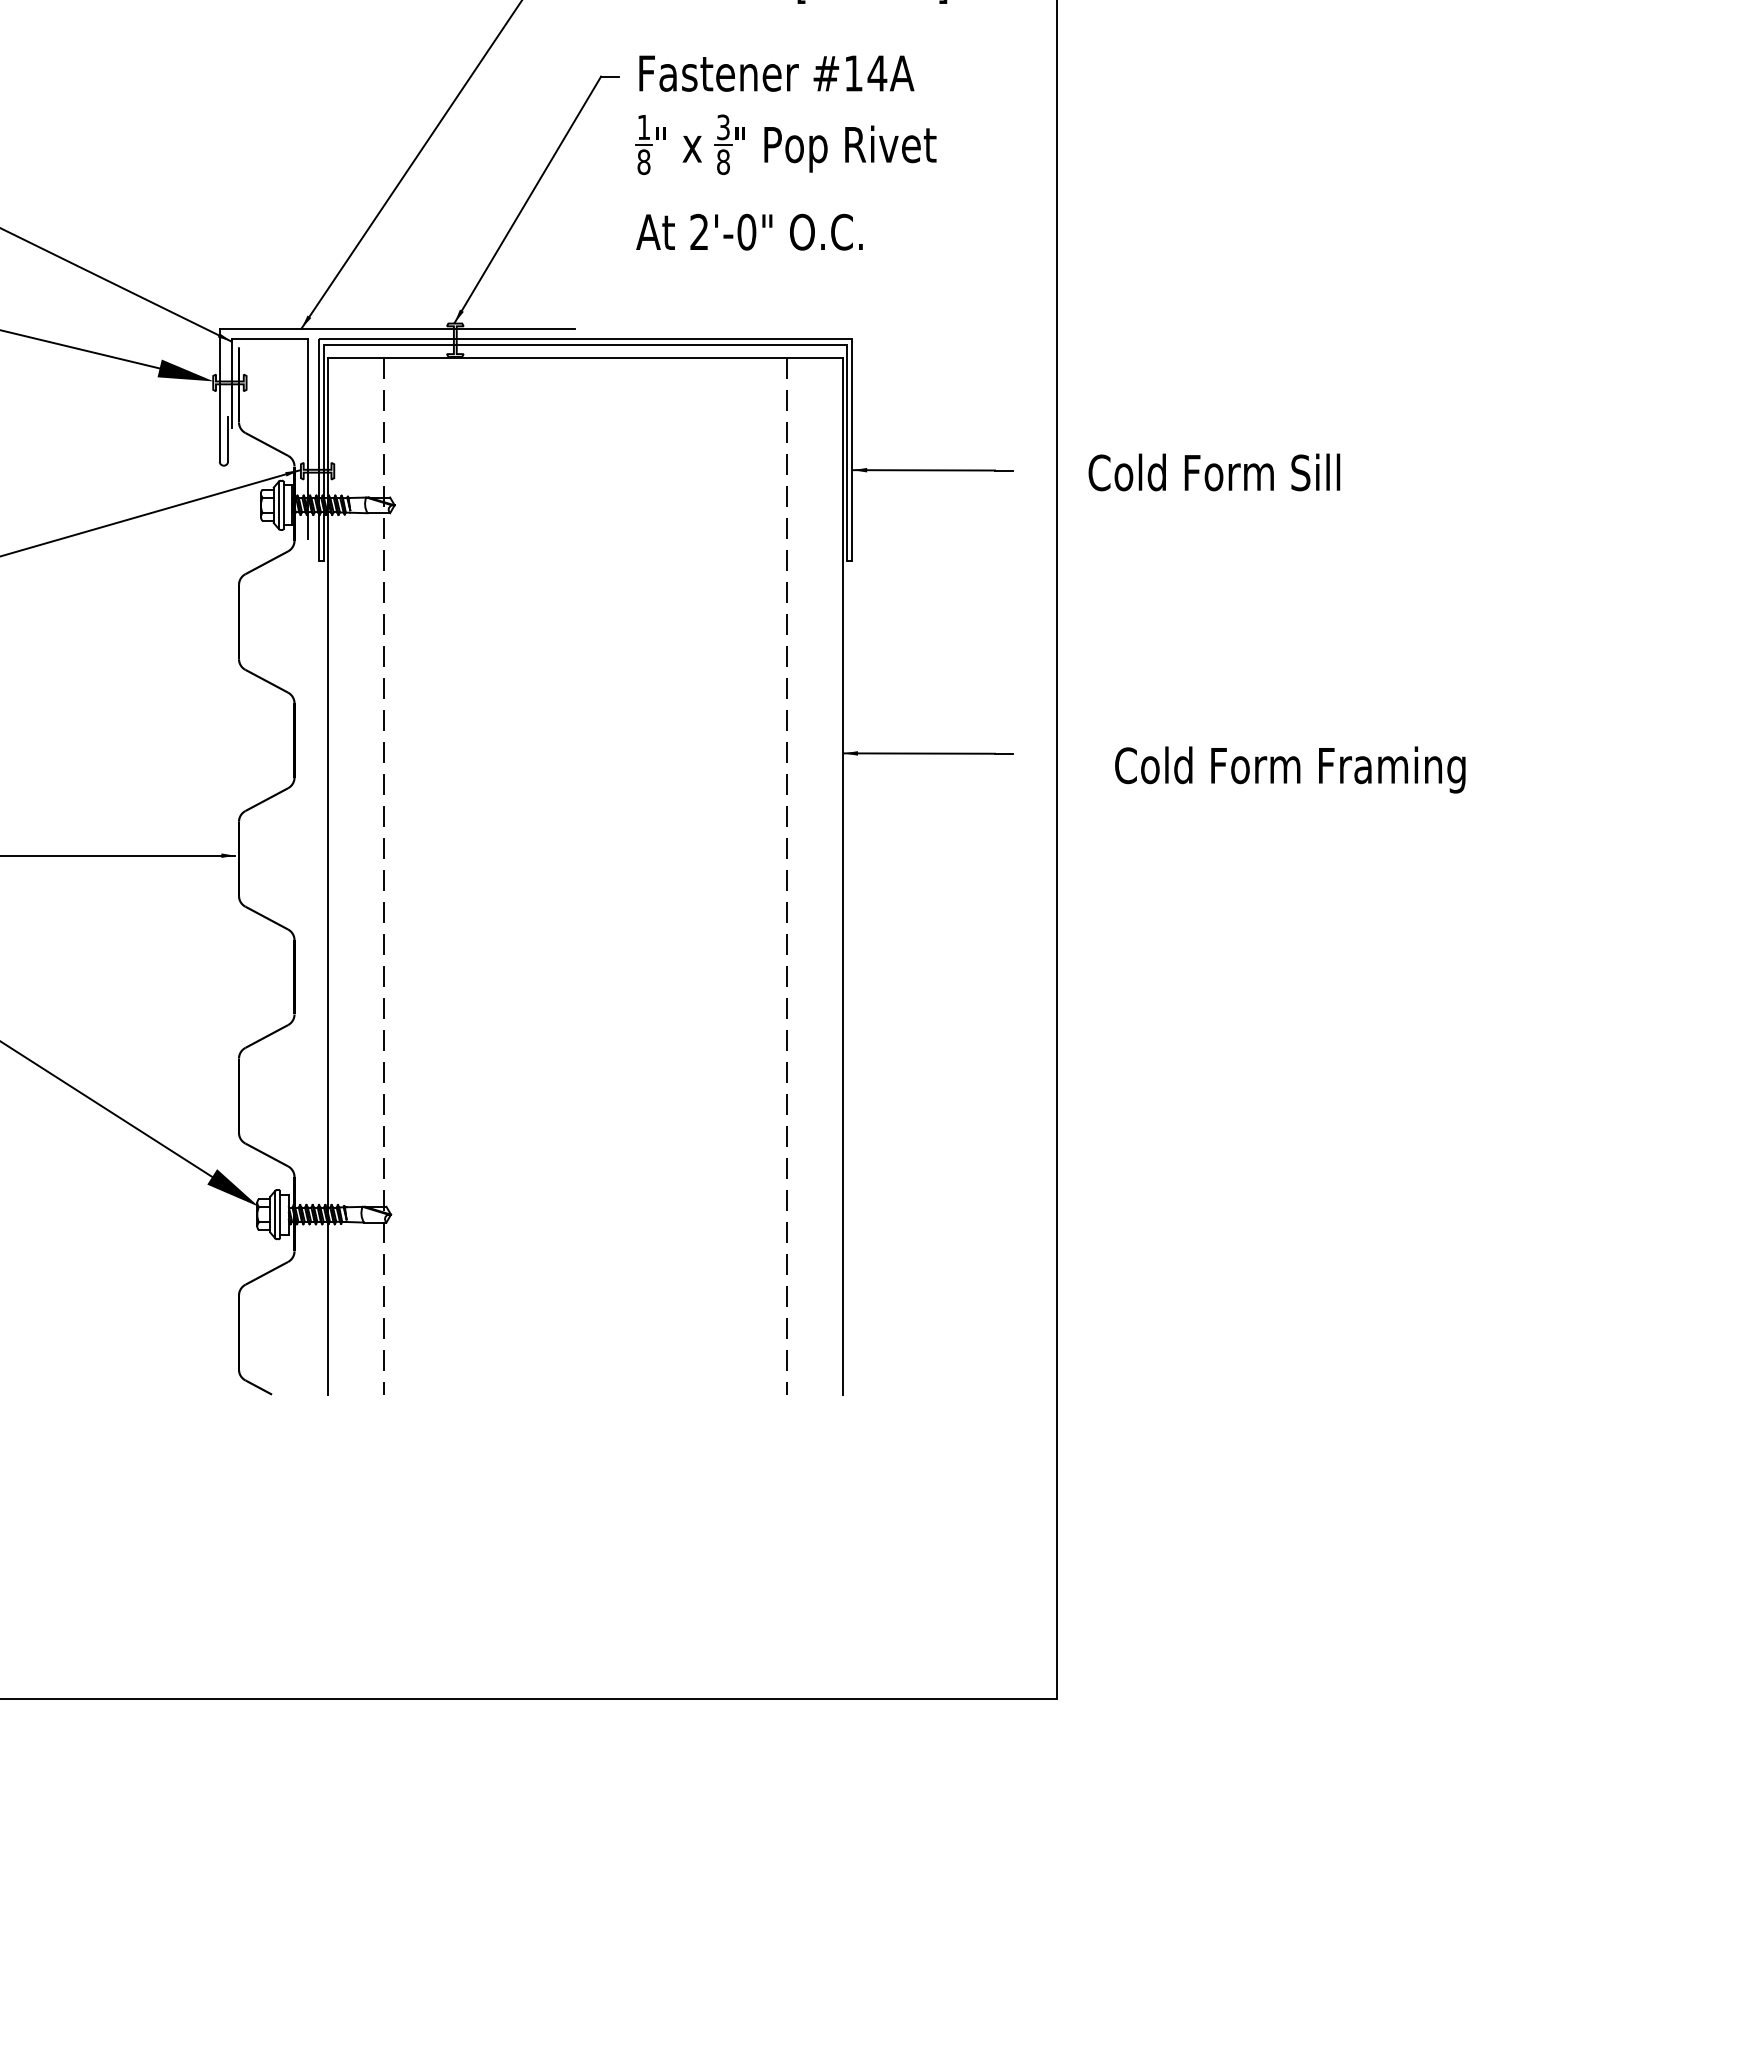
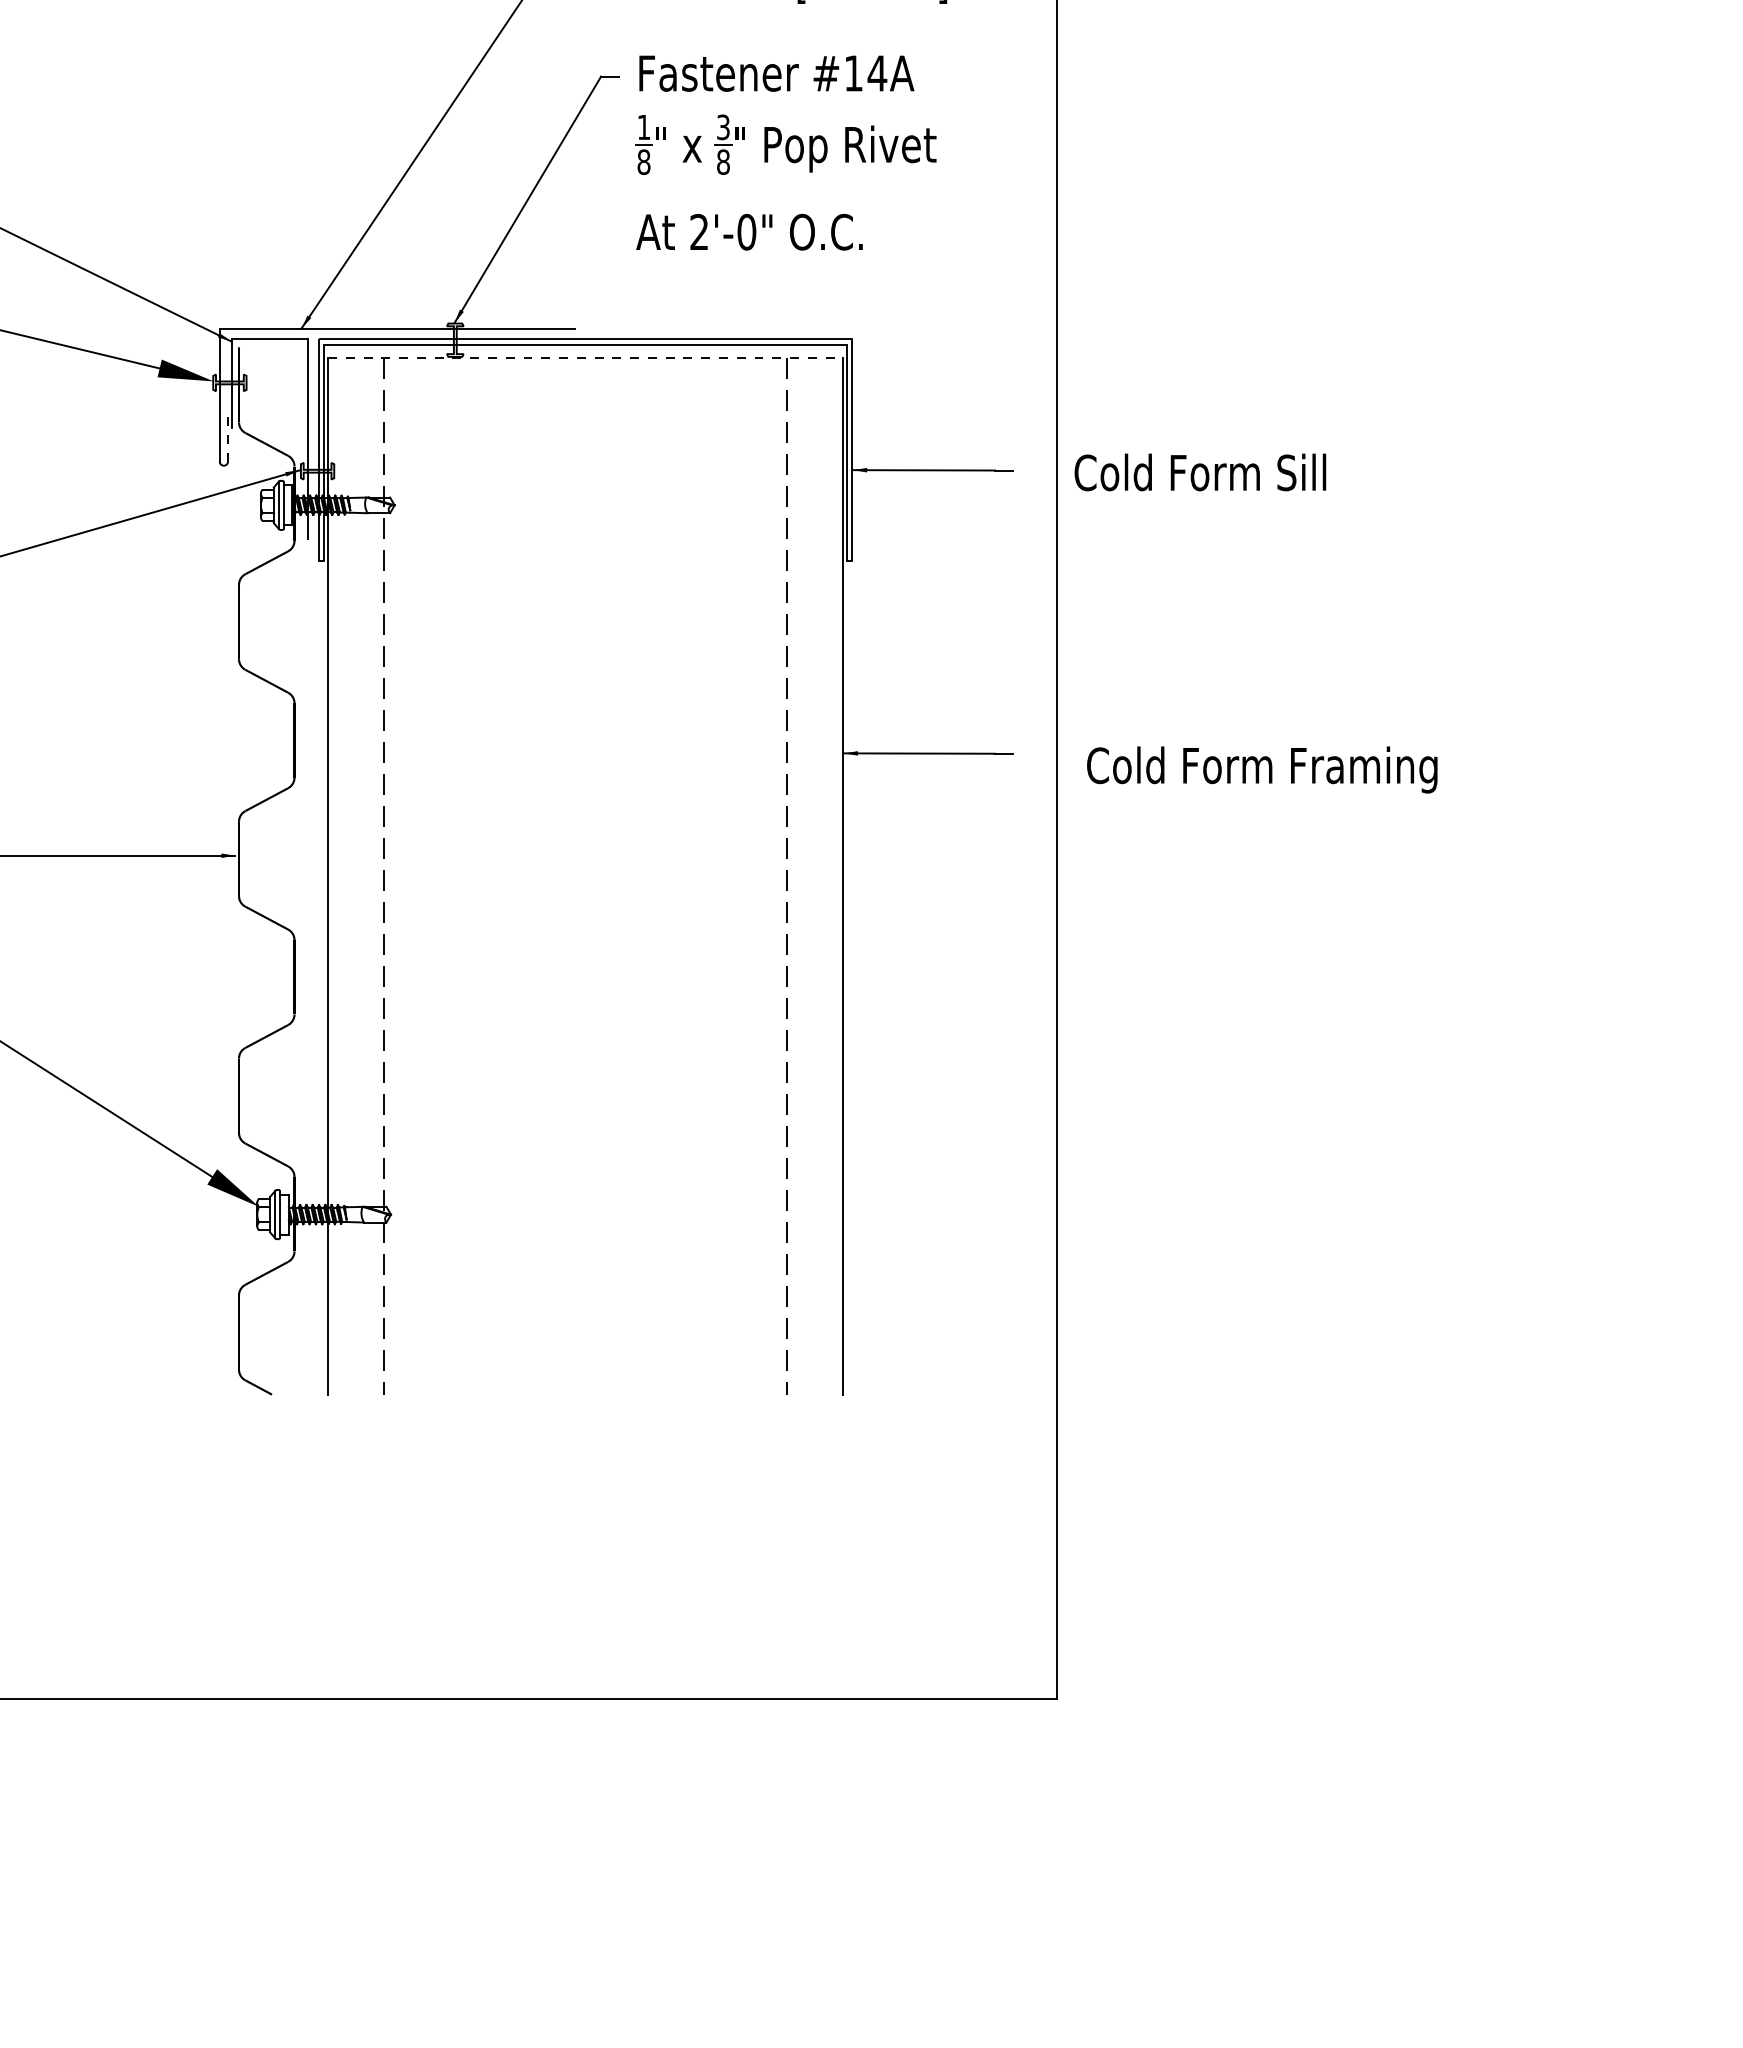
line: solid -> dashed (585, 358)
line: solid -> dashed (227, 439)
text position: (1214, 472) -> (1200, 472) (1200, 472)
text position: (1290, 769) -> (1262, 769) (1262, 769)
